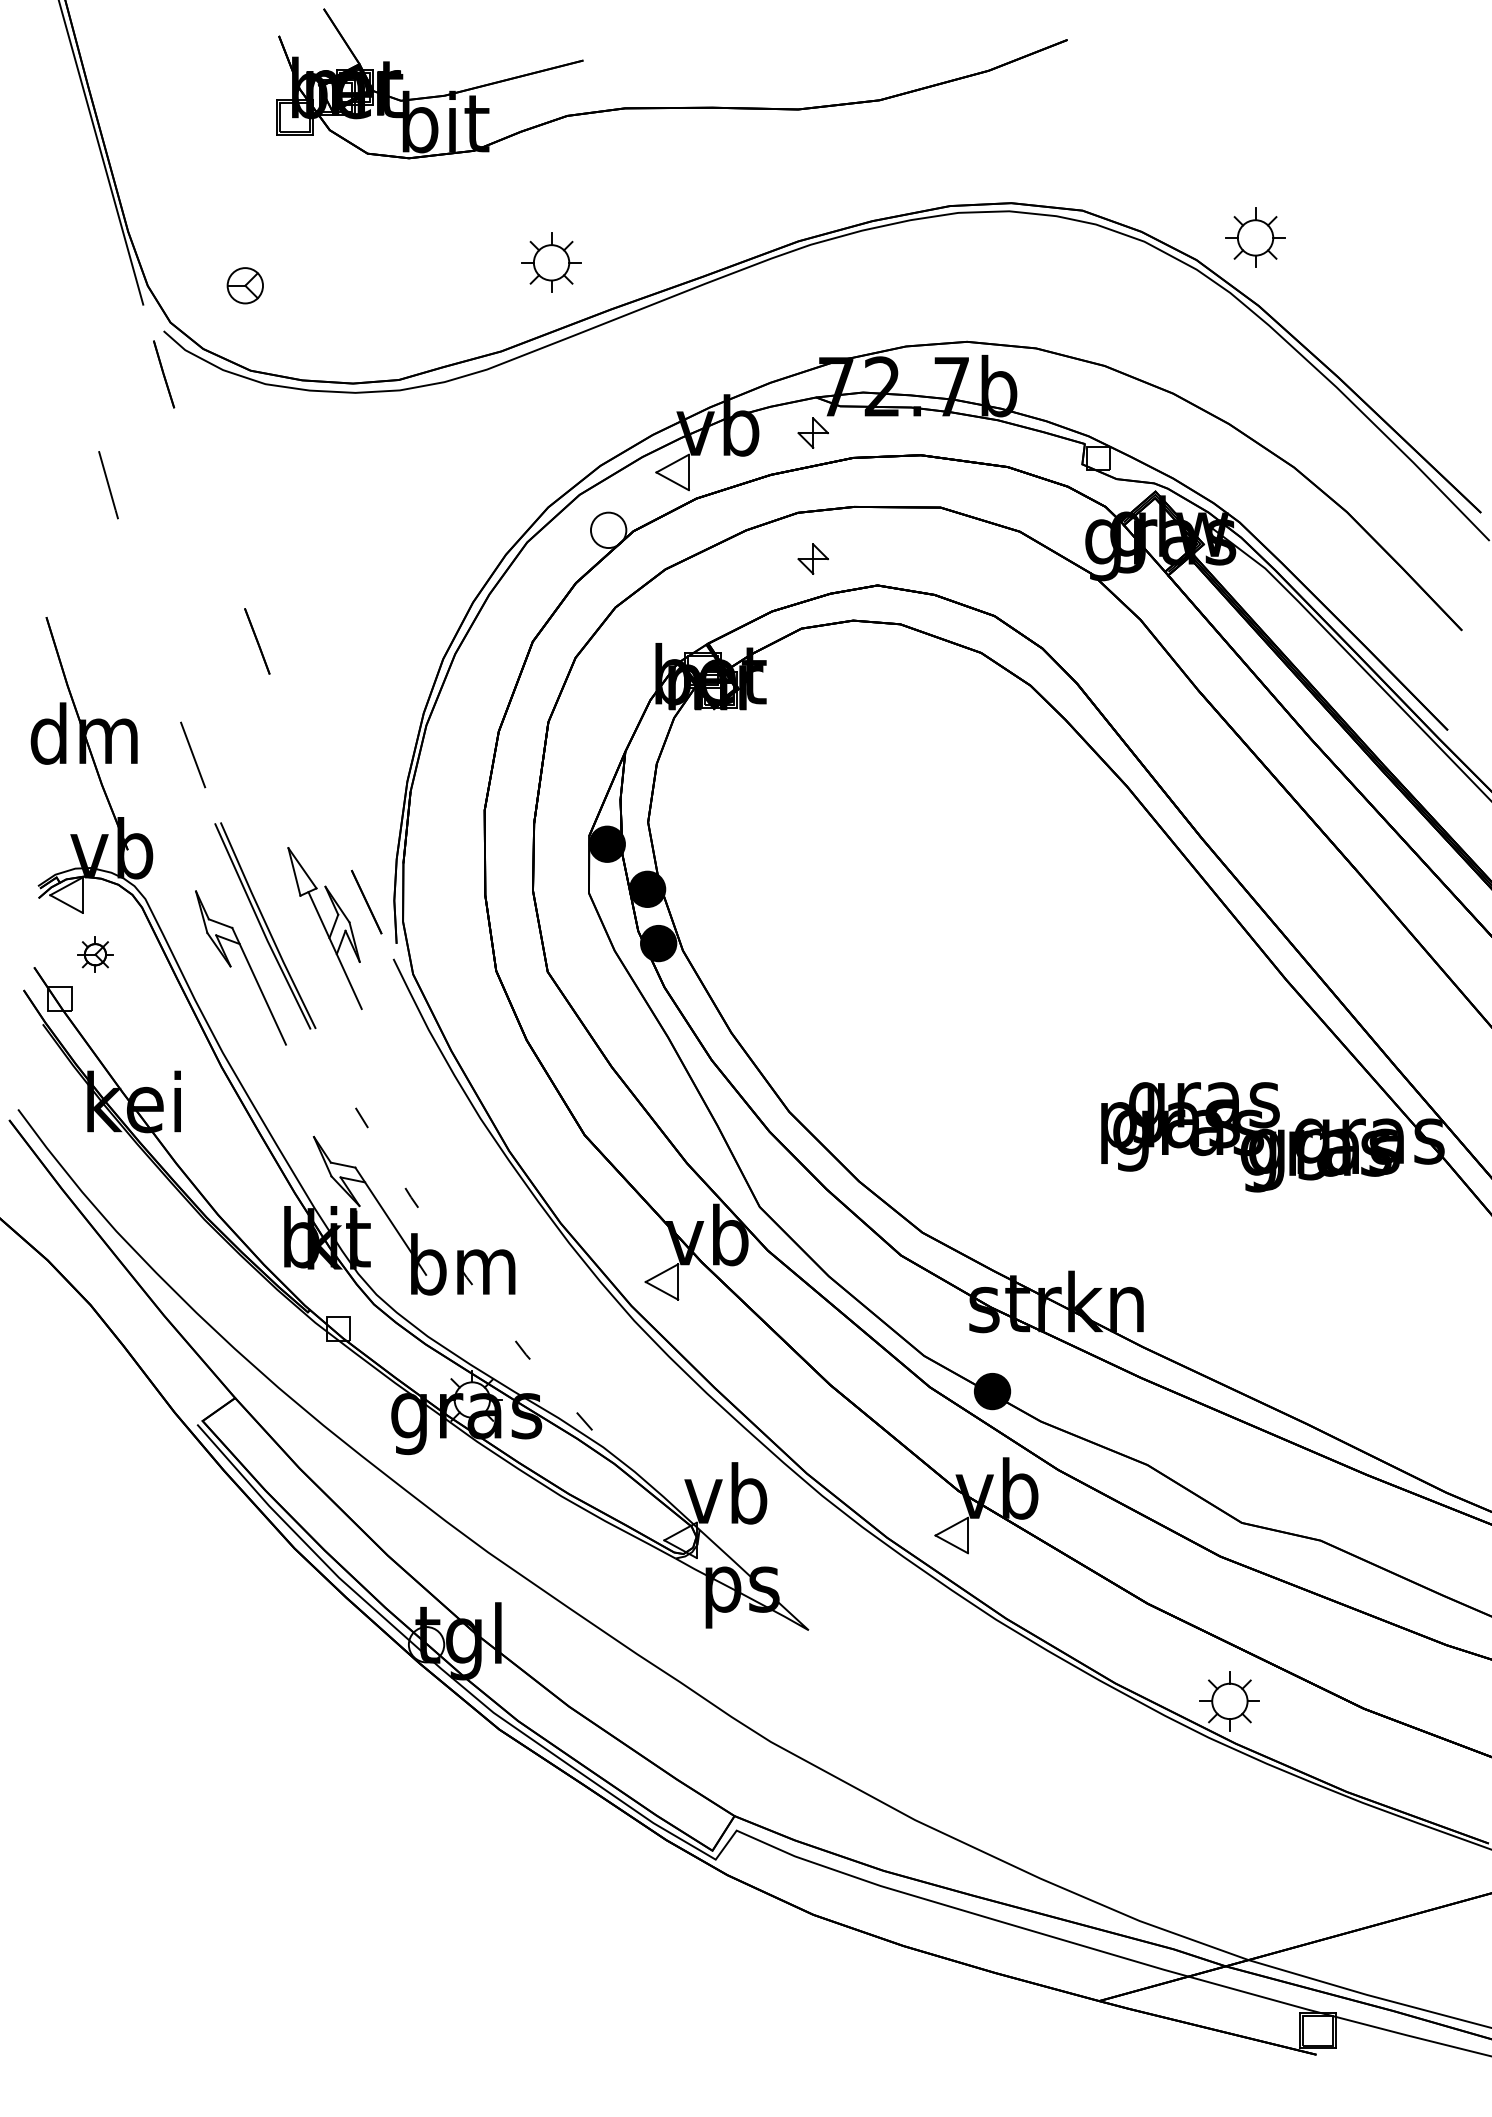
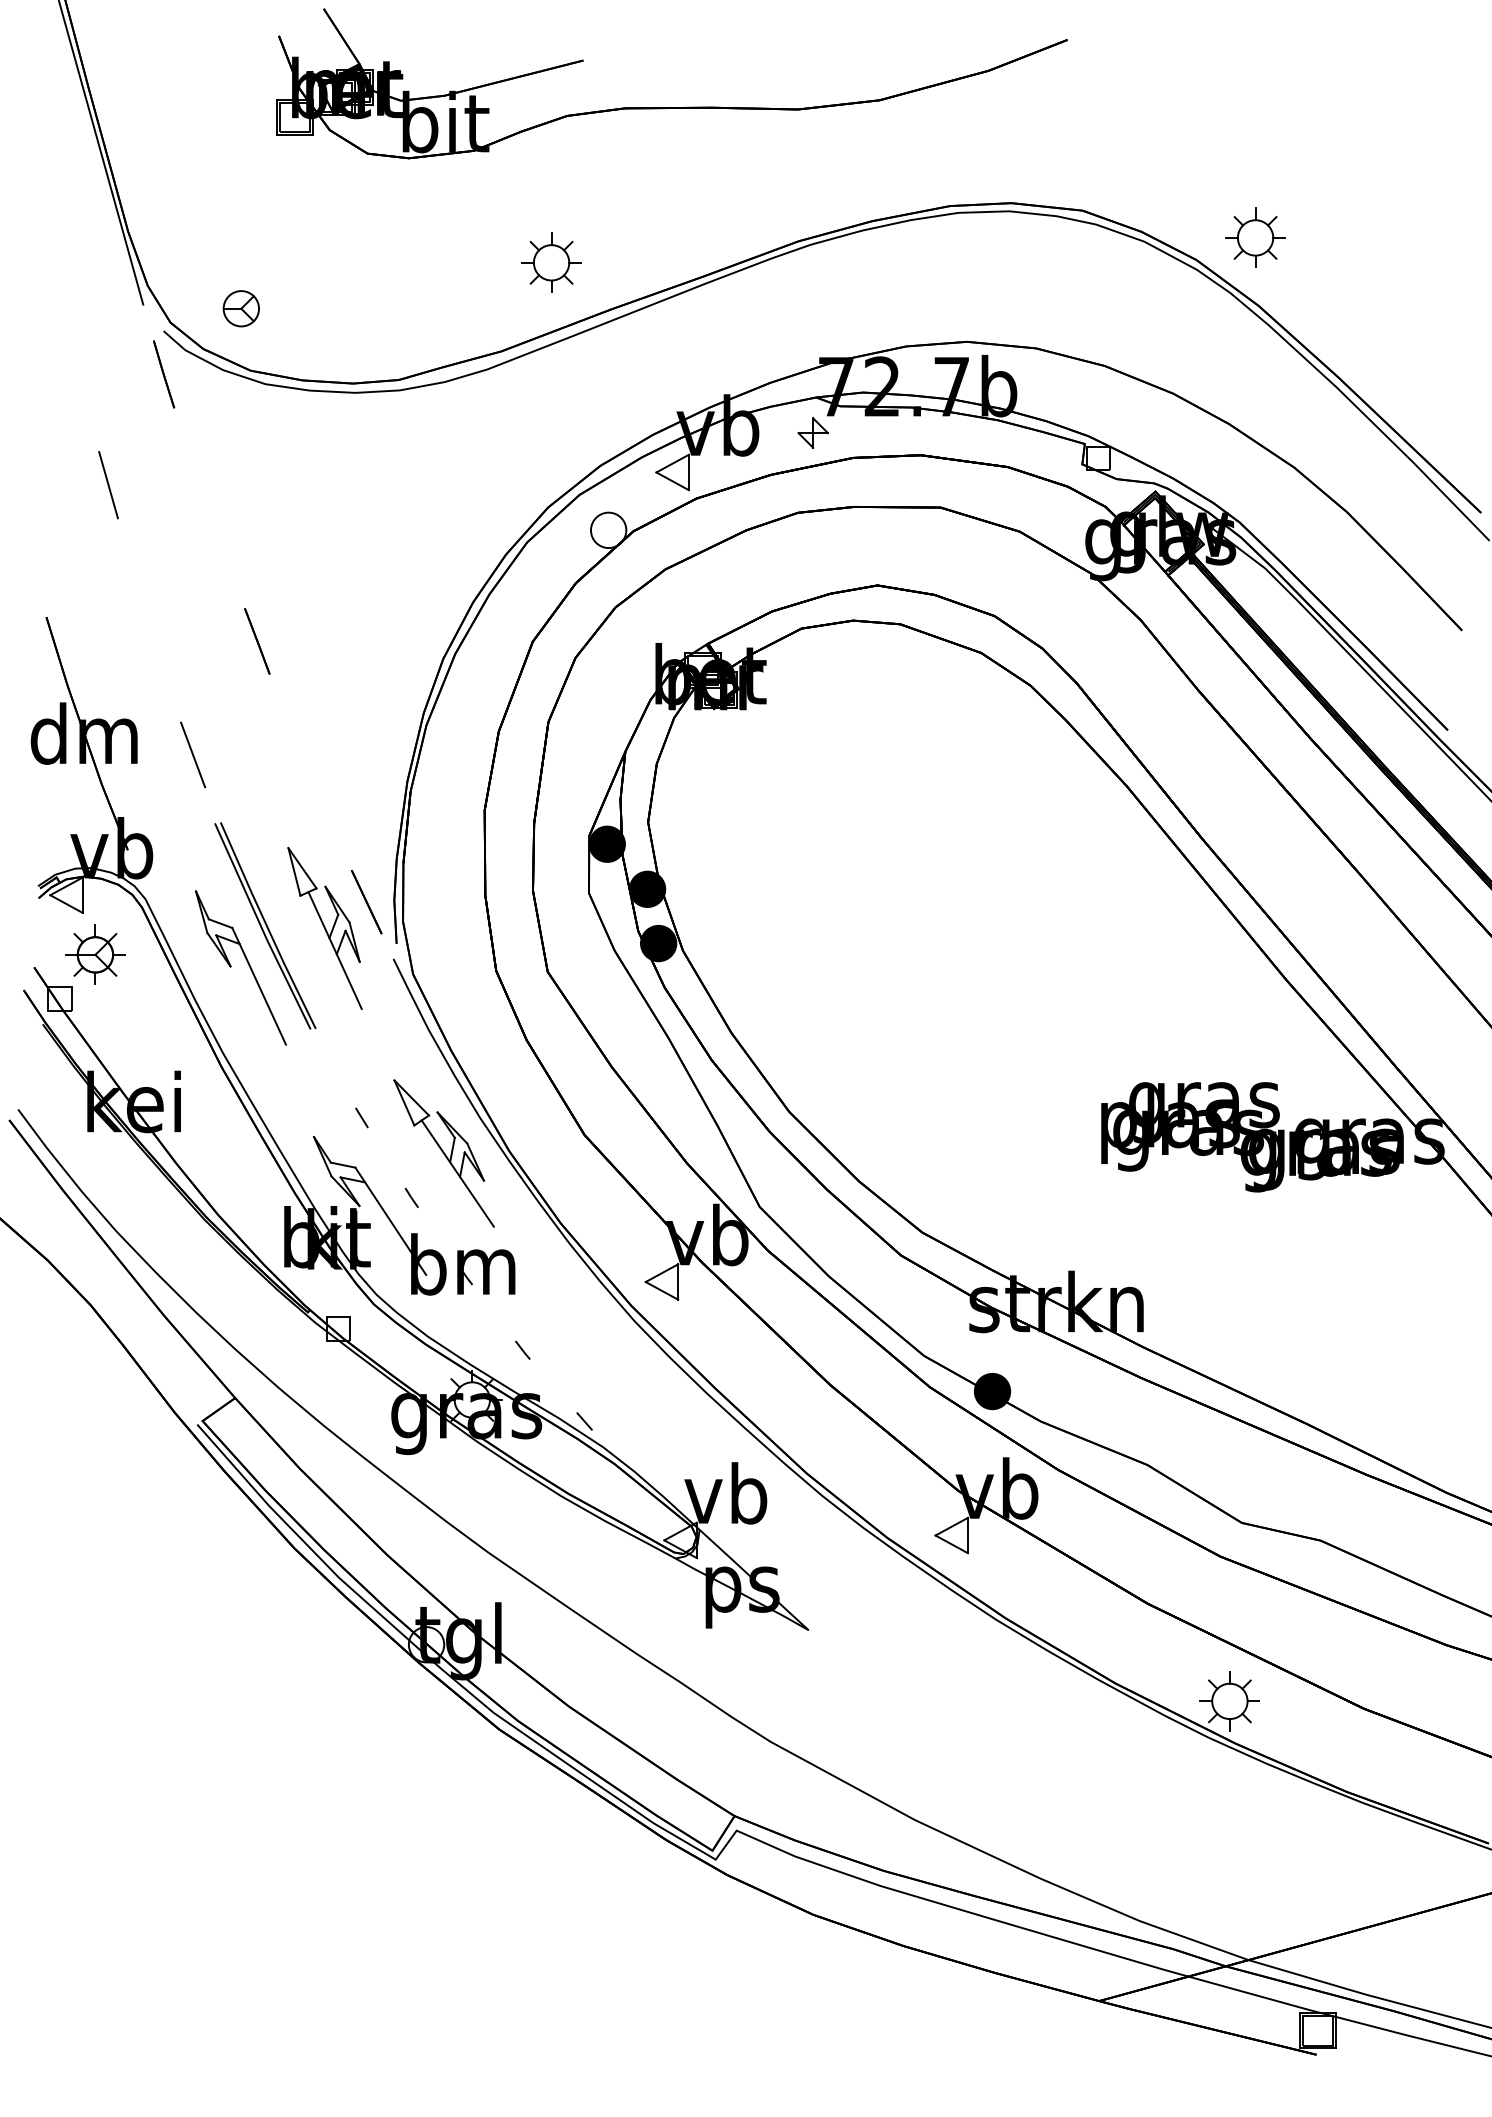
part position: (244, 285) -> (240, 308) (240, 308)
part: present -> none (812, 558)
part size: 37x37 px -> 61x61 px (95, 954)
part: none -> present (443, 1153)
